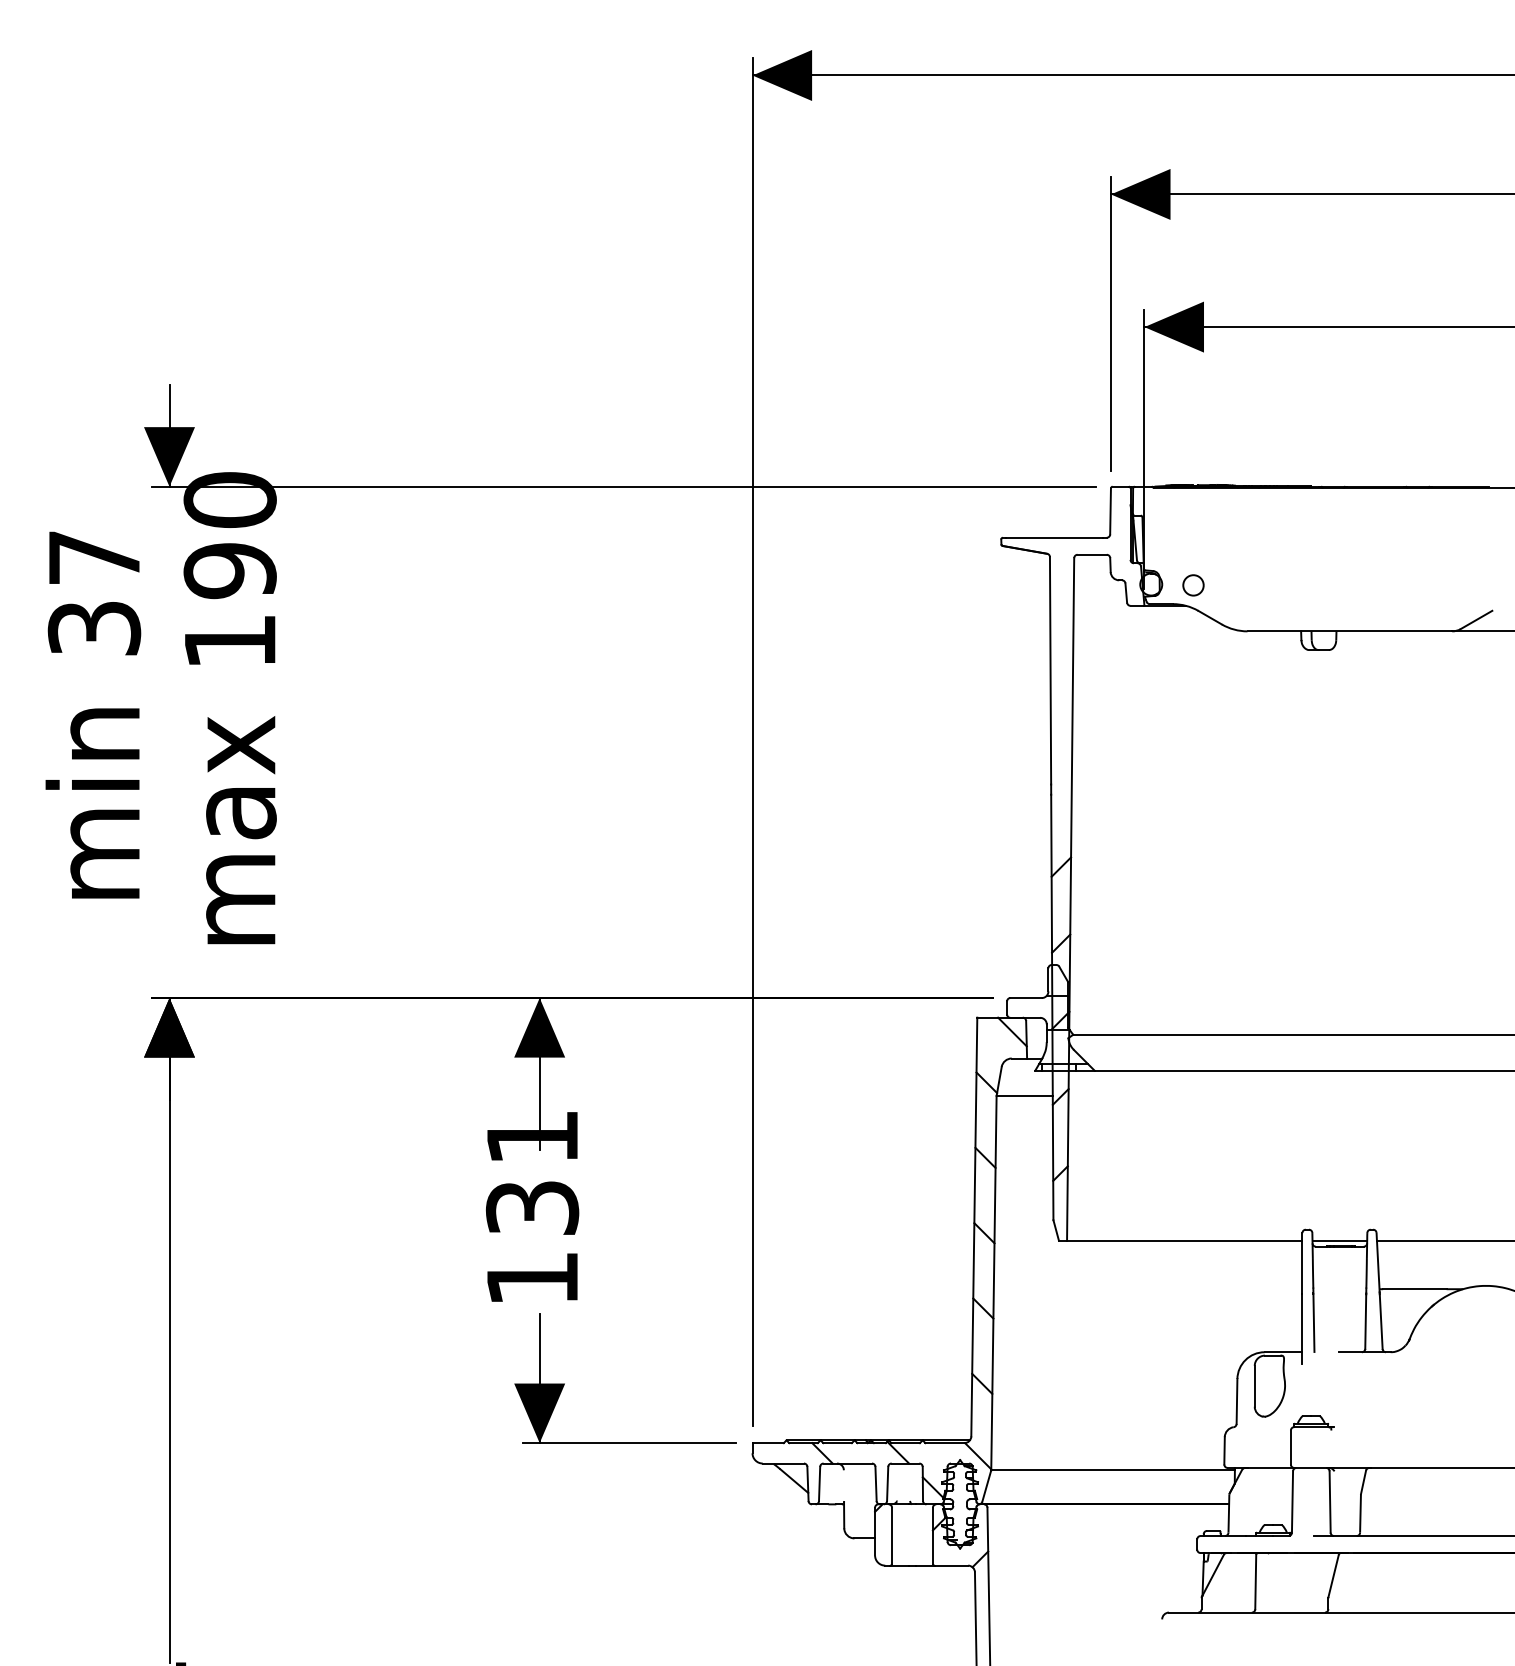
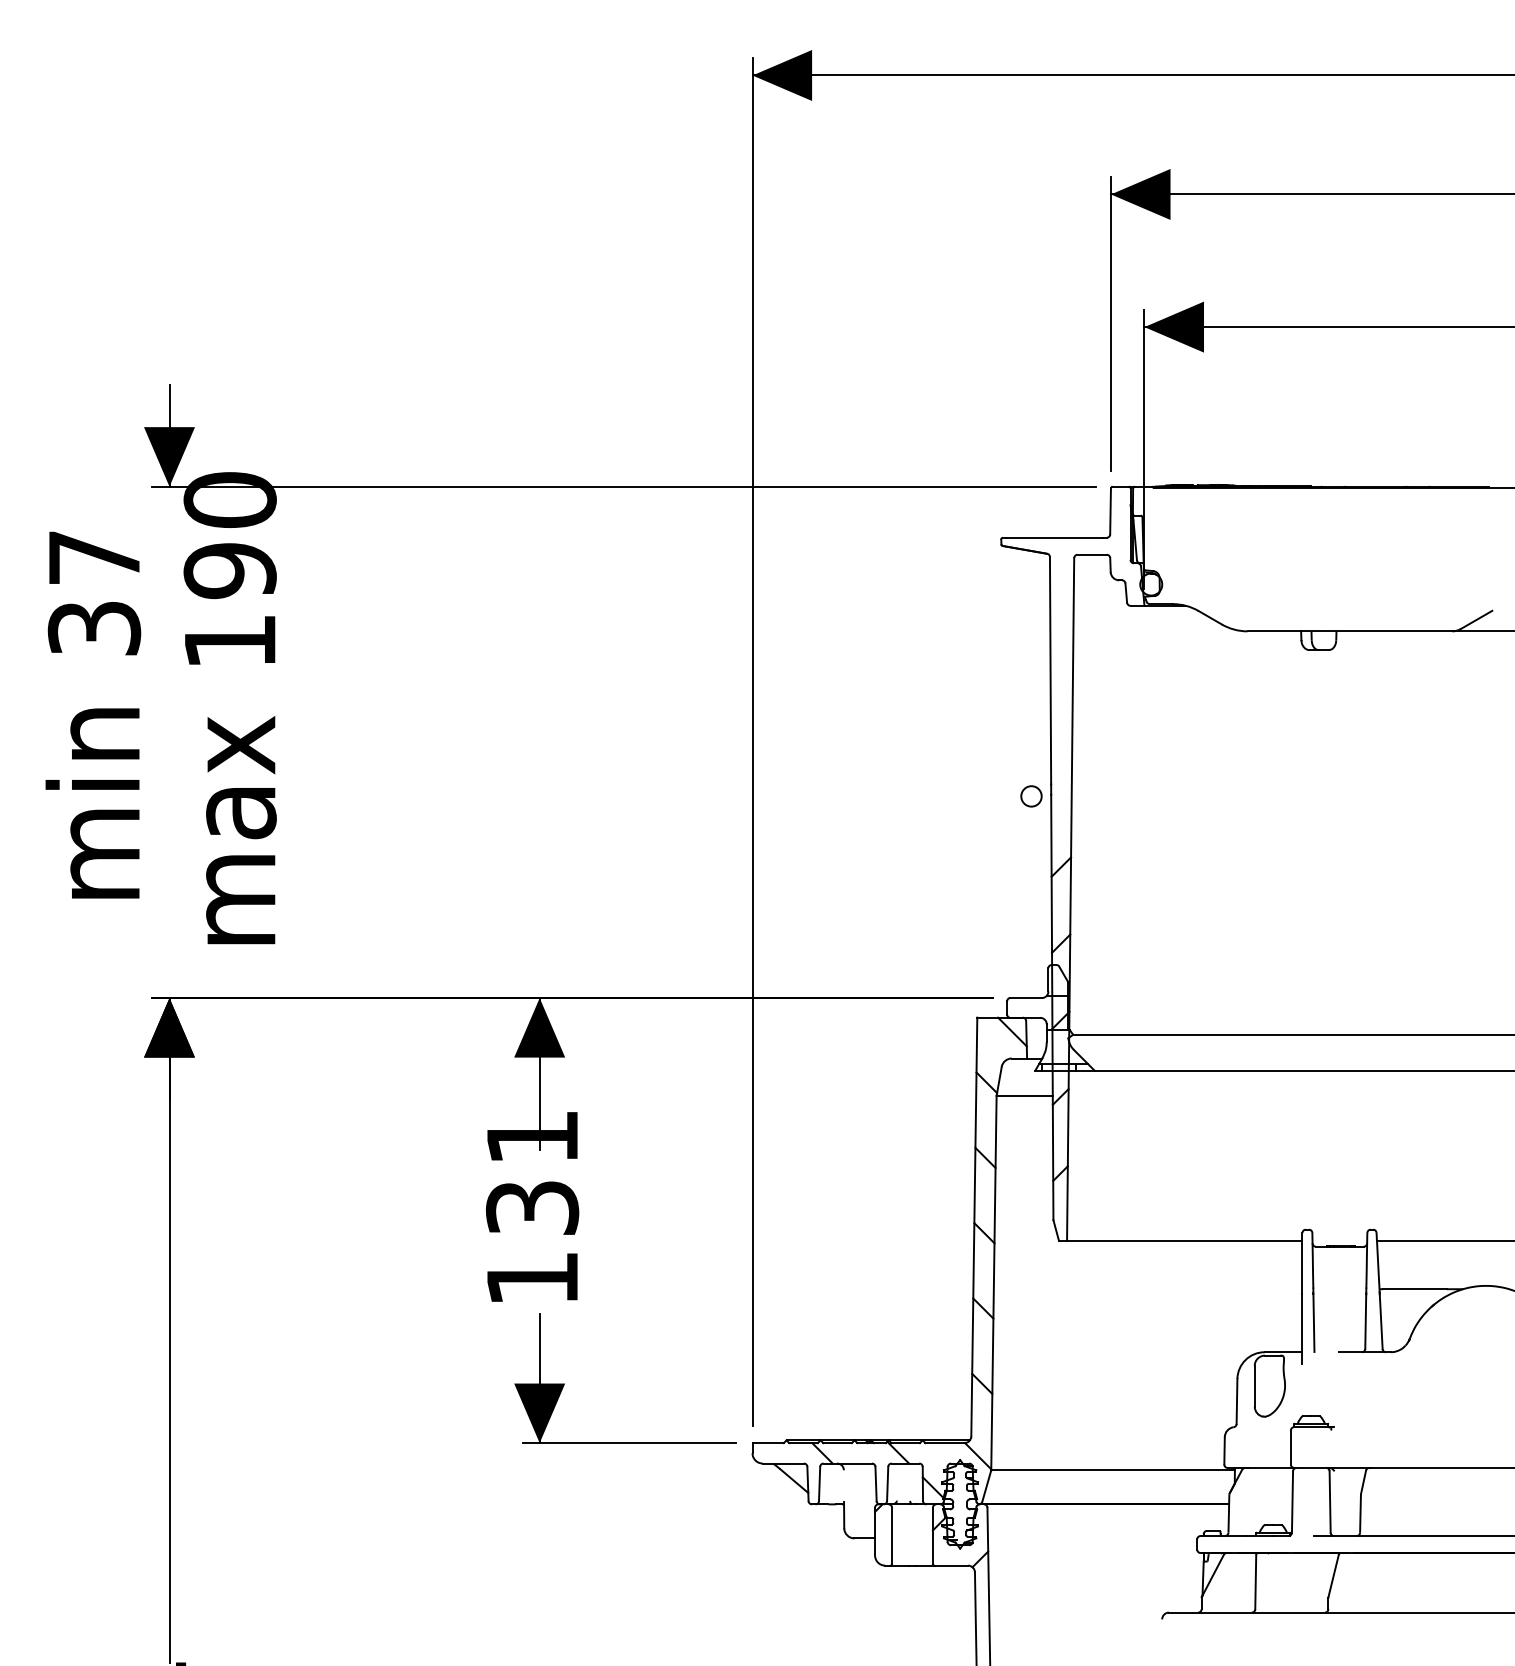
circle position: (1193, 585) -> (1031, 796) (1031, 796)
line: present -> none (1339, 1240)
